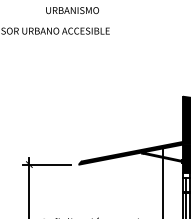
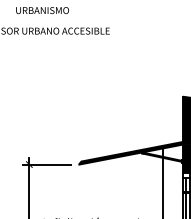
text position: (72, 10) -> (42, 10) (42, 10)
